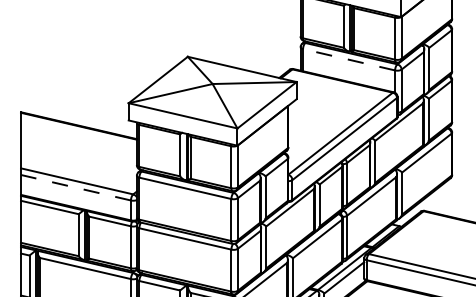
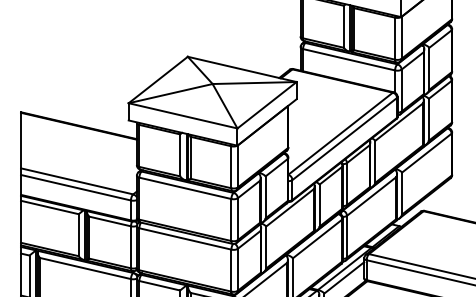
line: dashed -> solid (348, 59)
line: dashed -> solid (75, 187)
